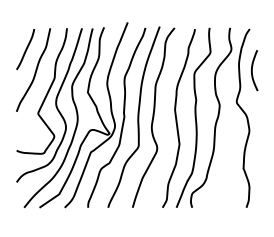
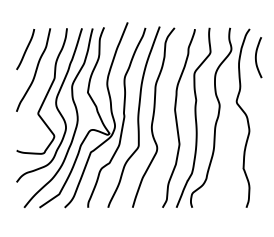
curve position: (252, 70) -> (256, 57) (256, 57)
